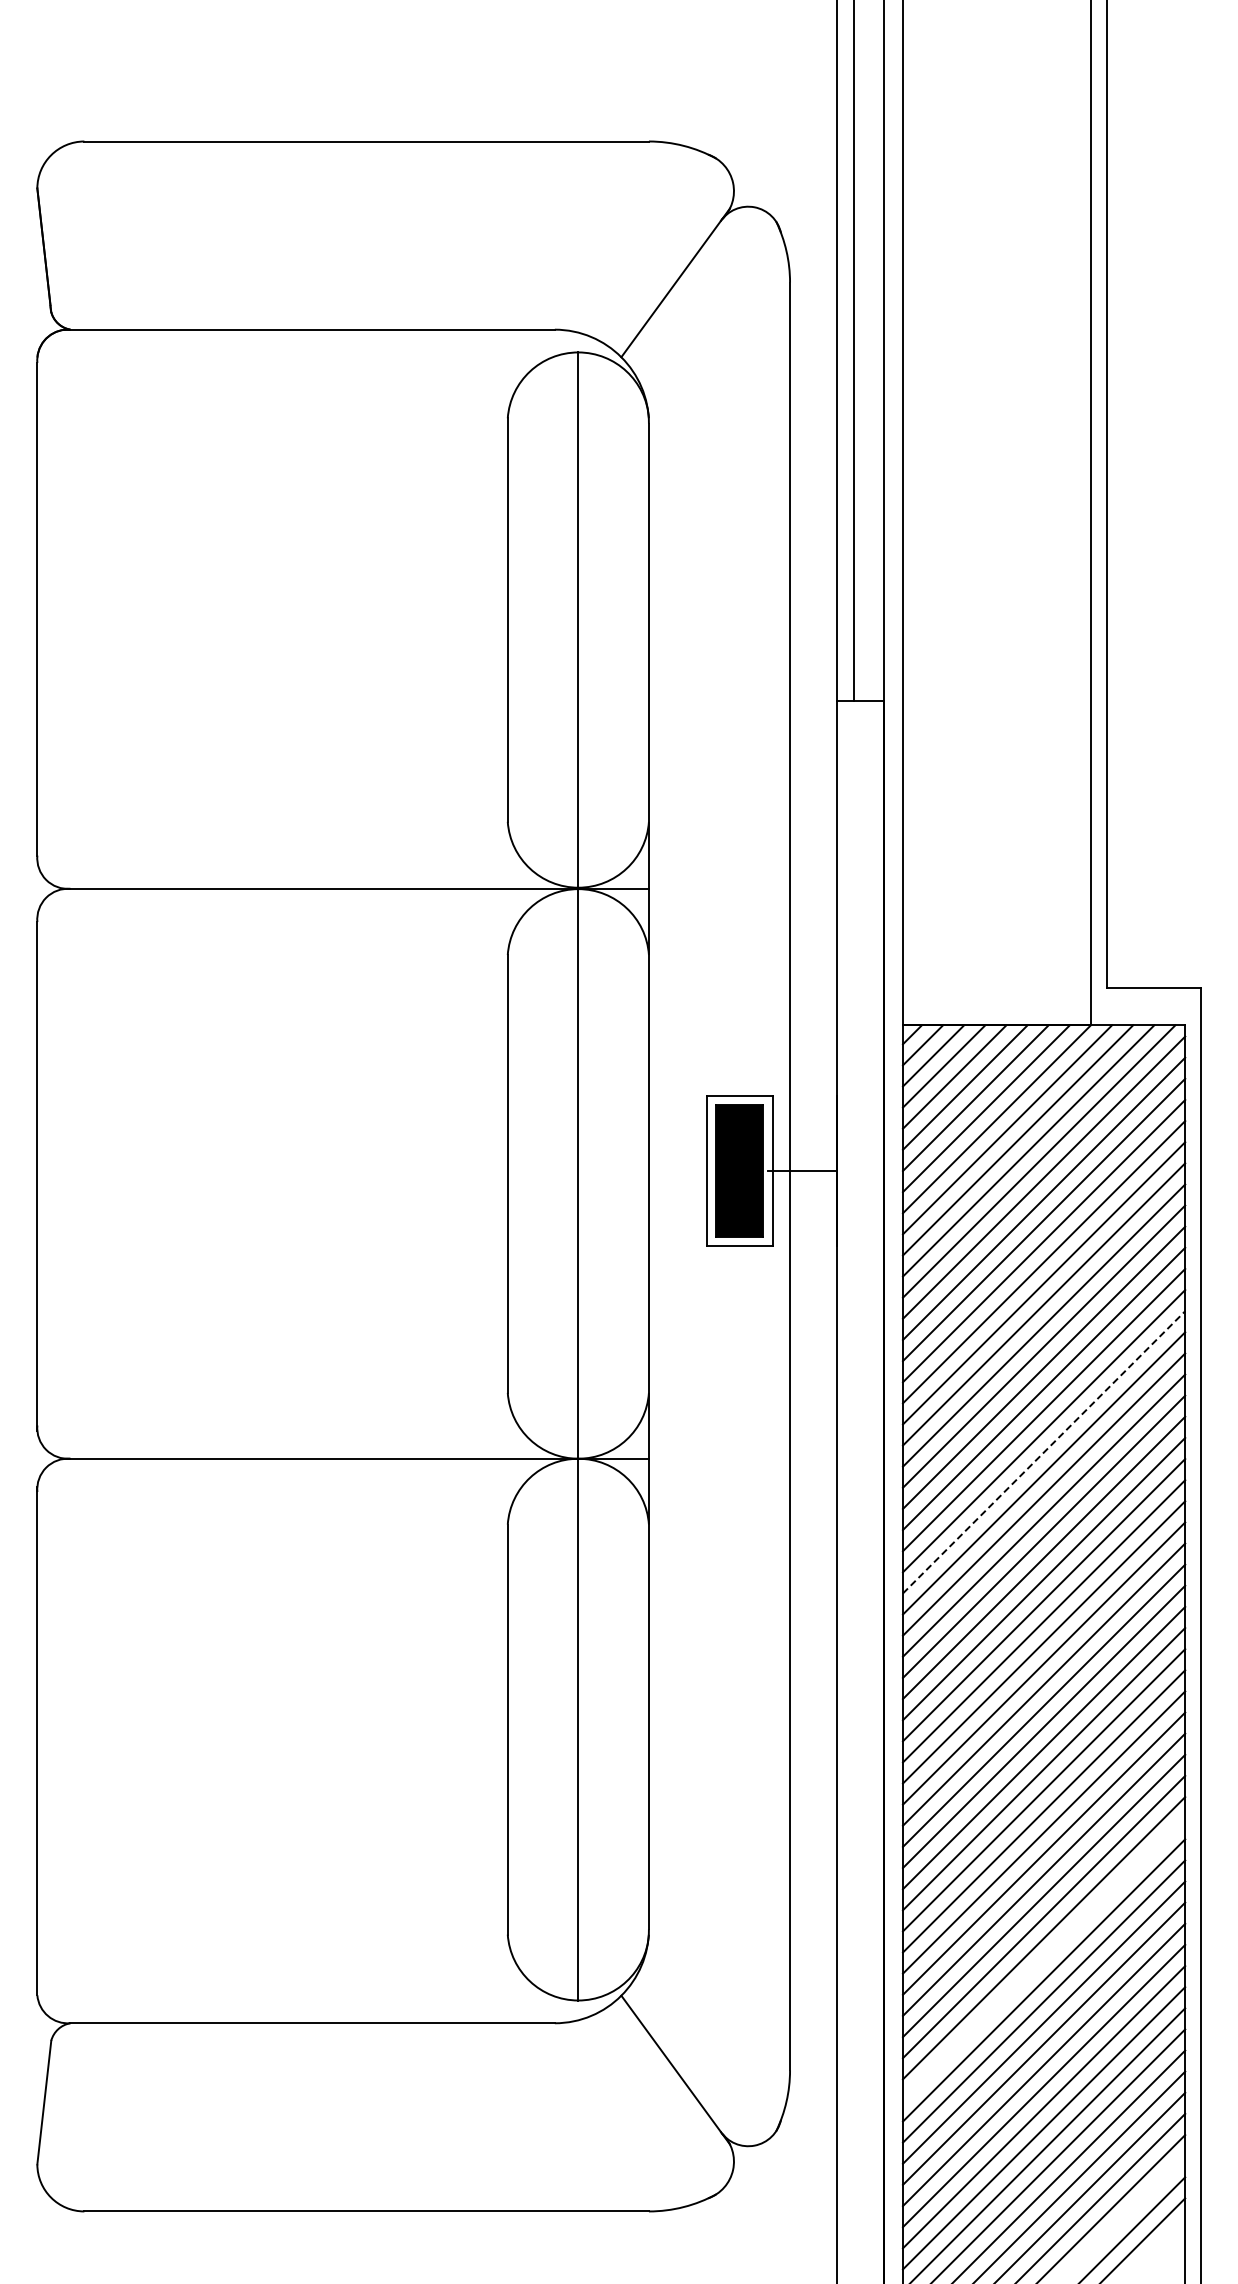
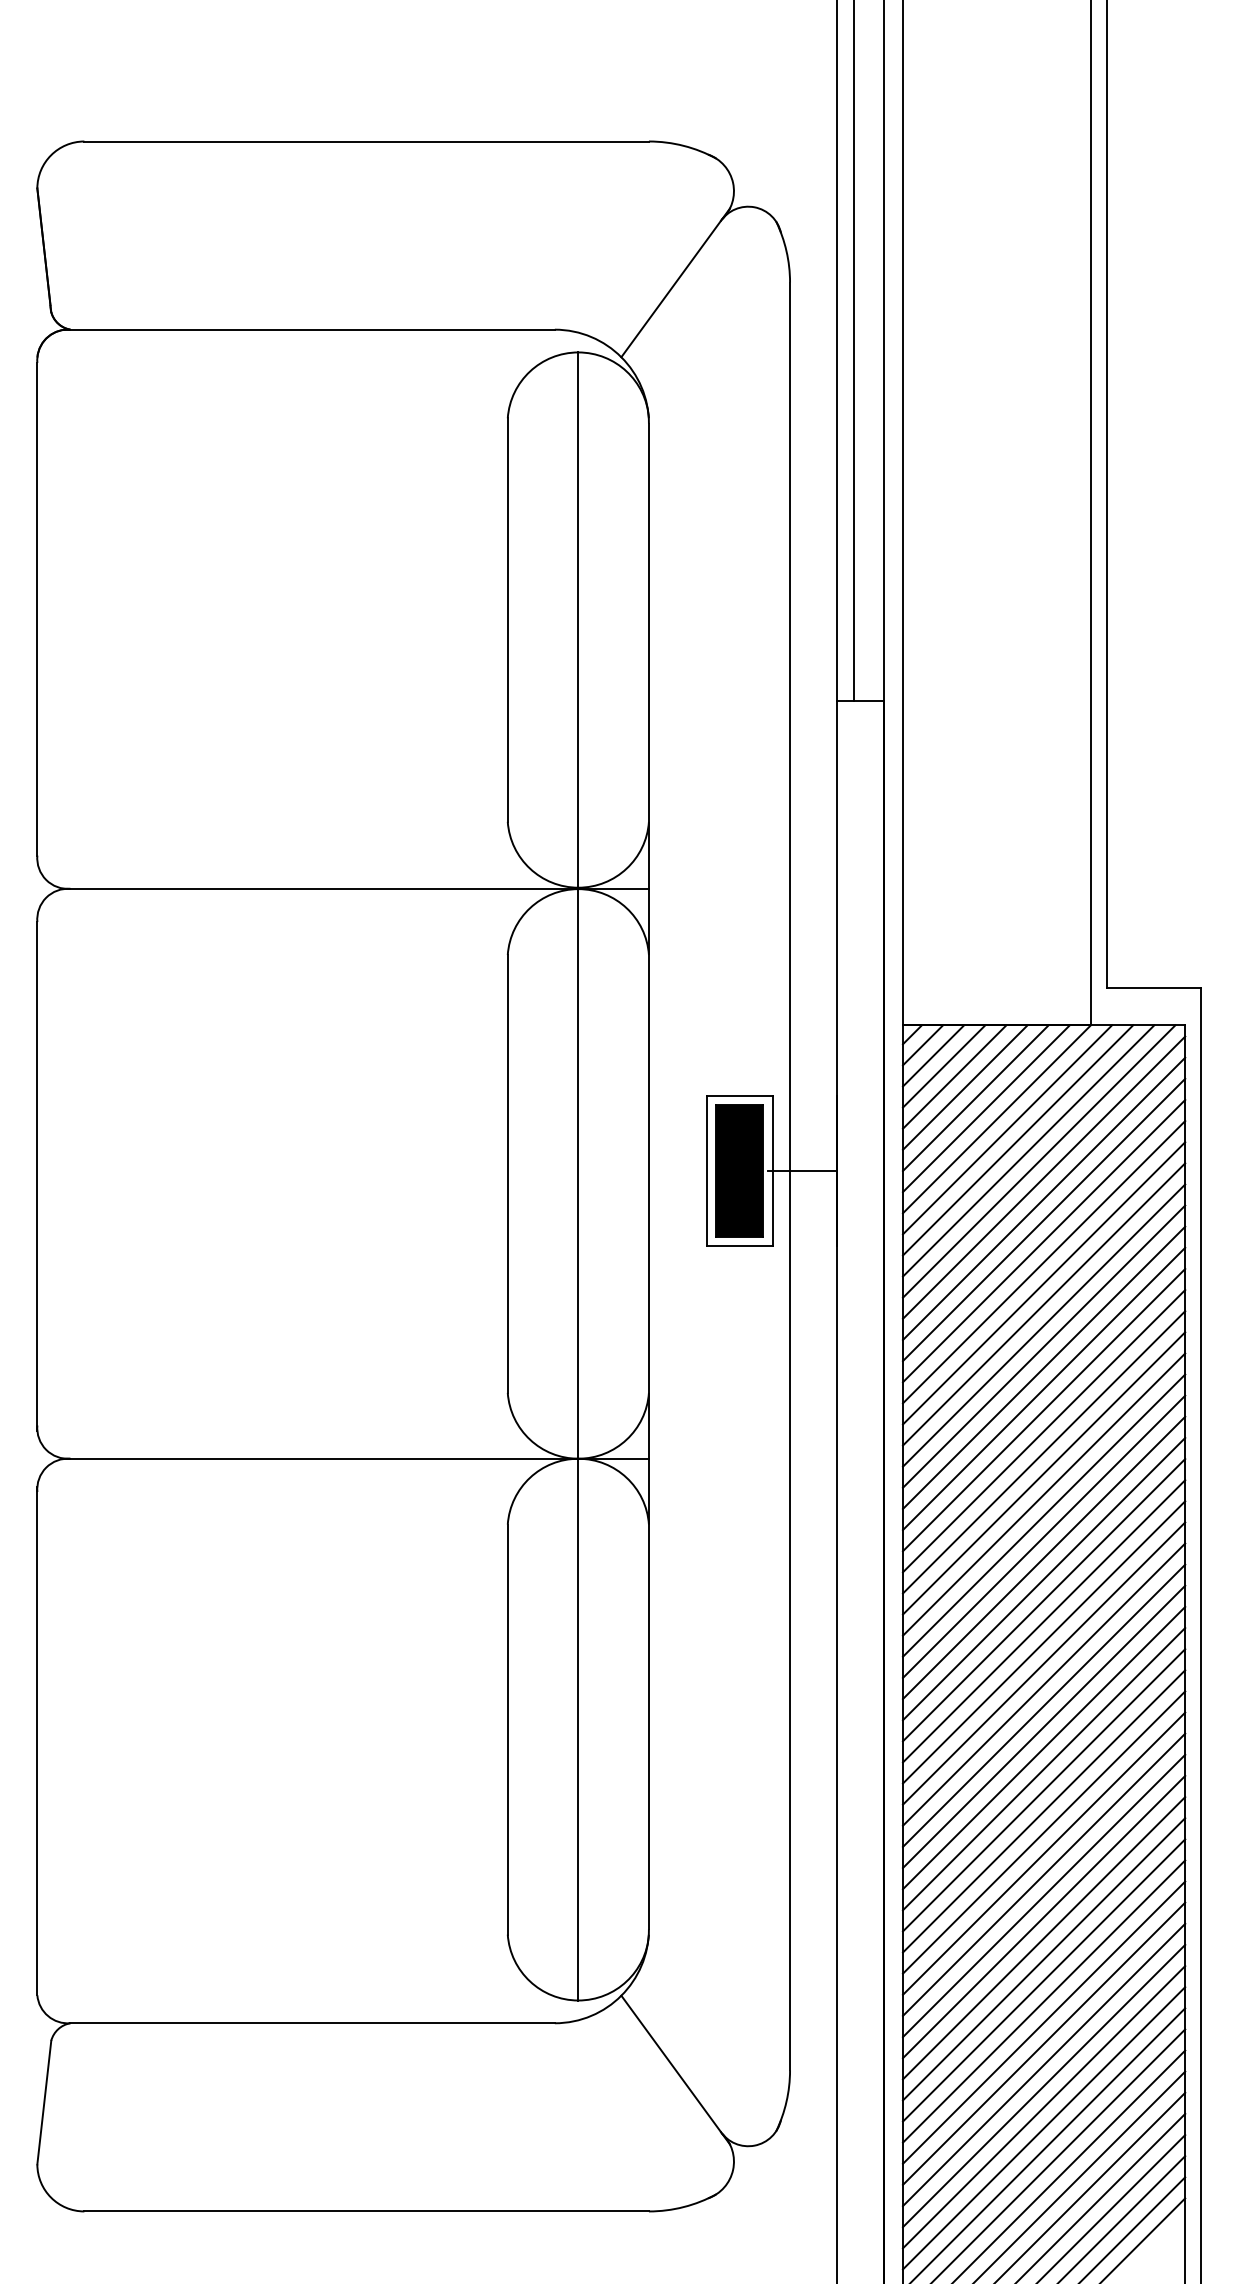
line: dashed -> solid (1044, 1452)
line: none -> present (1043, 1959)
line: none -> present (1122, 2218)
